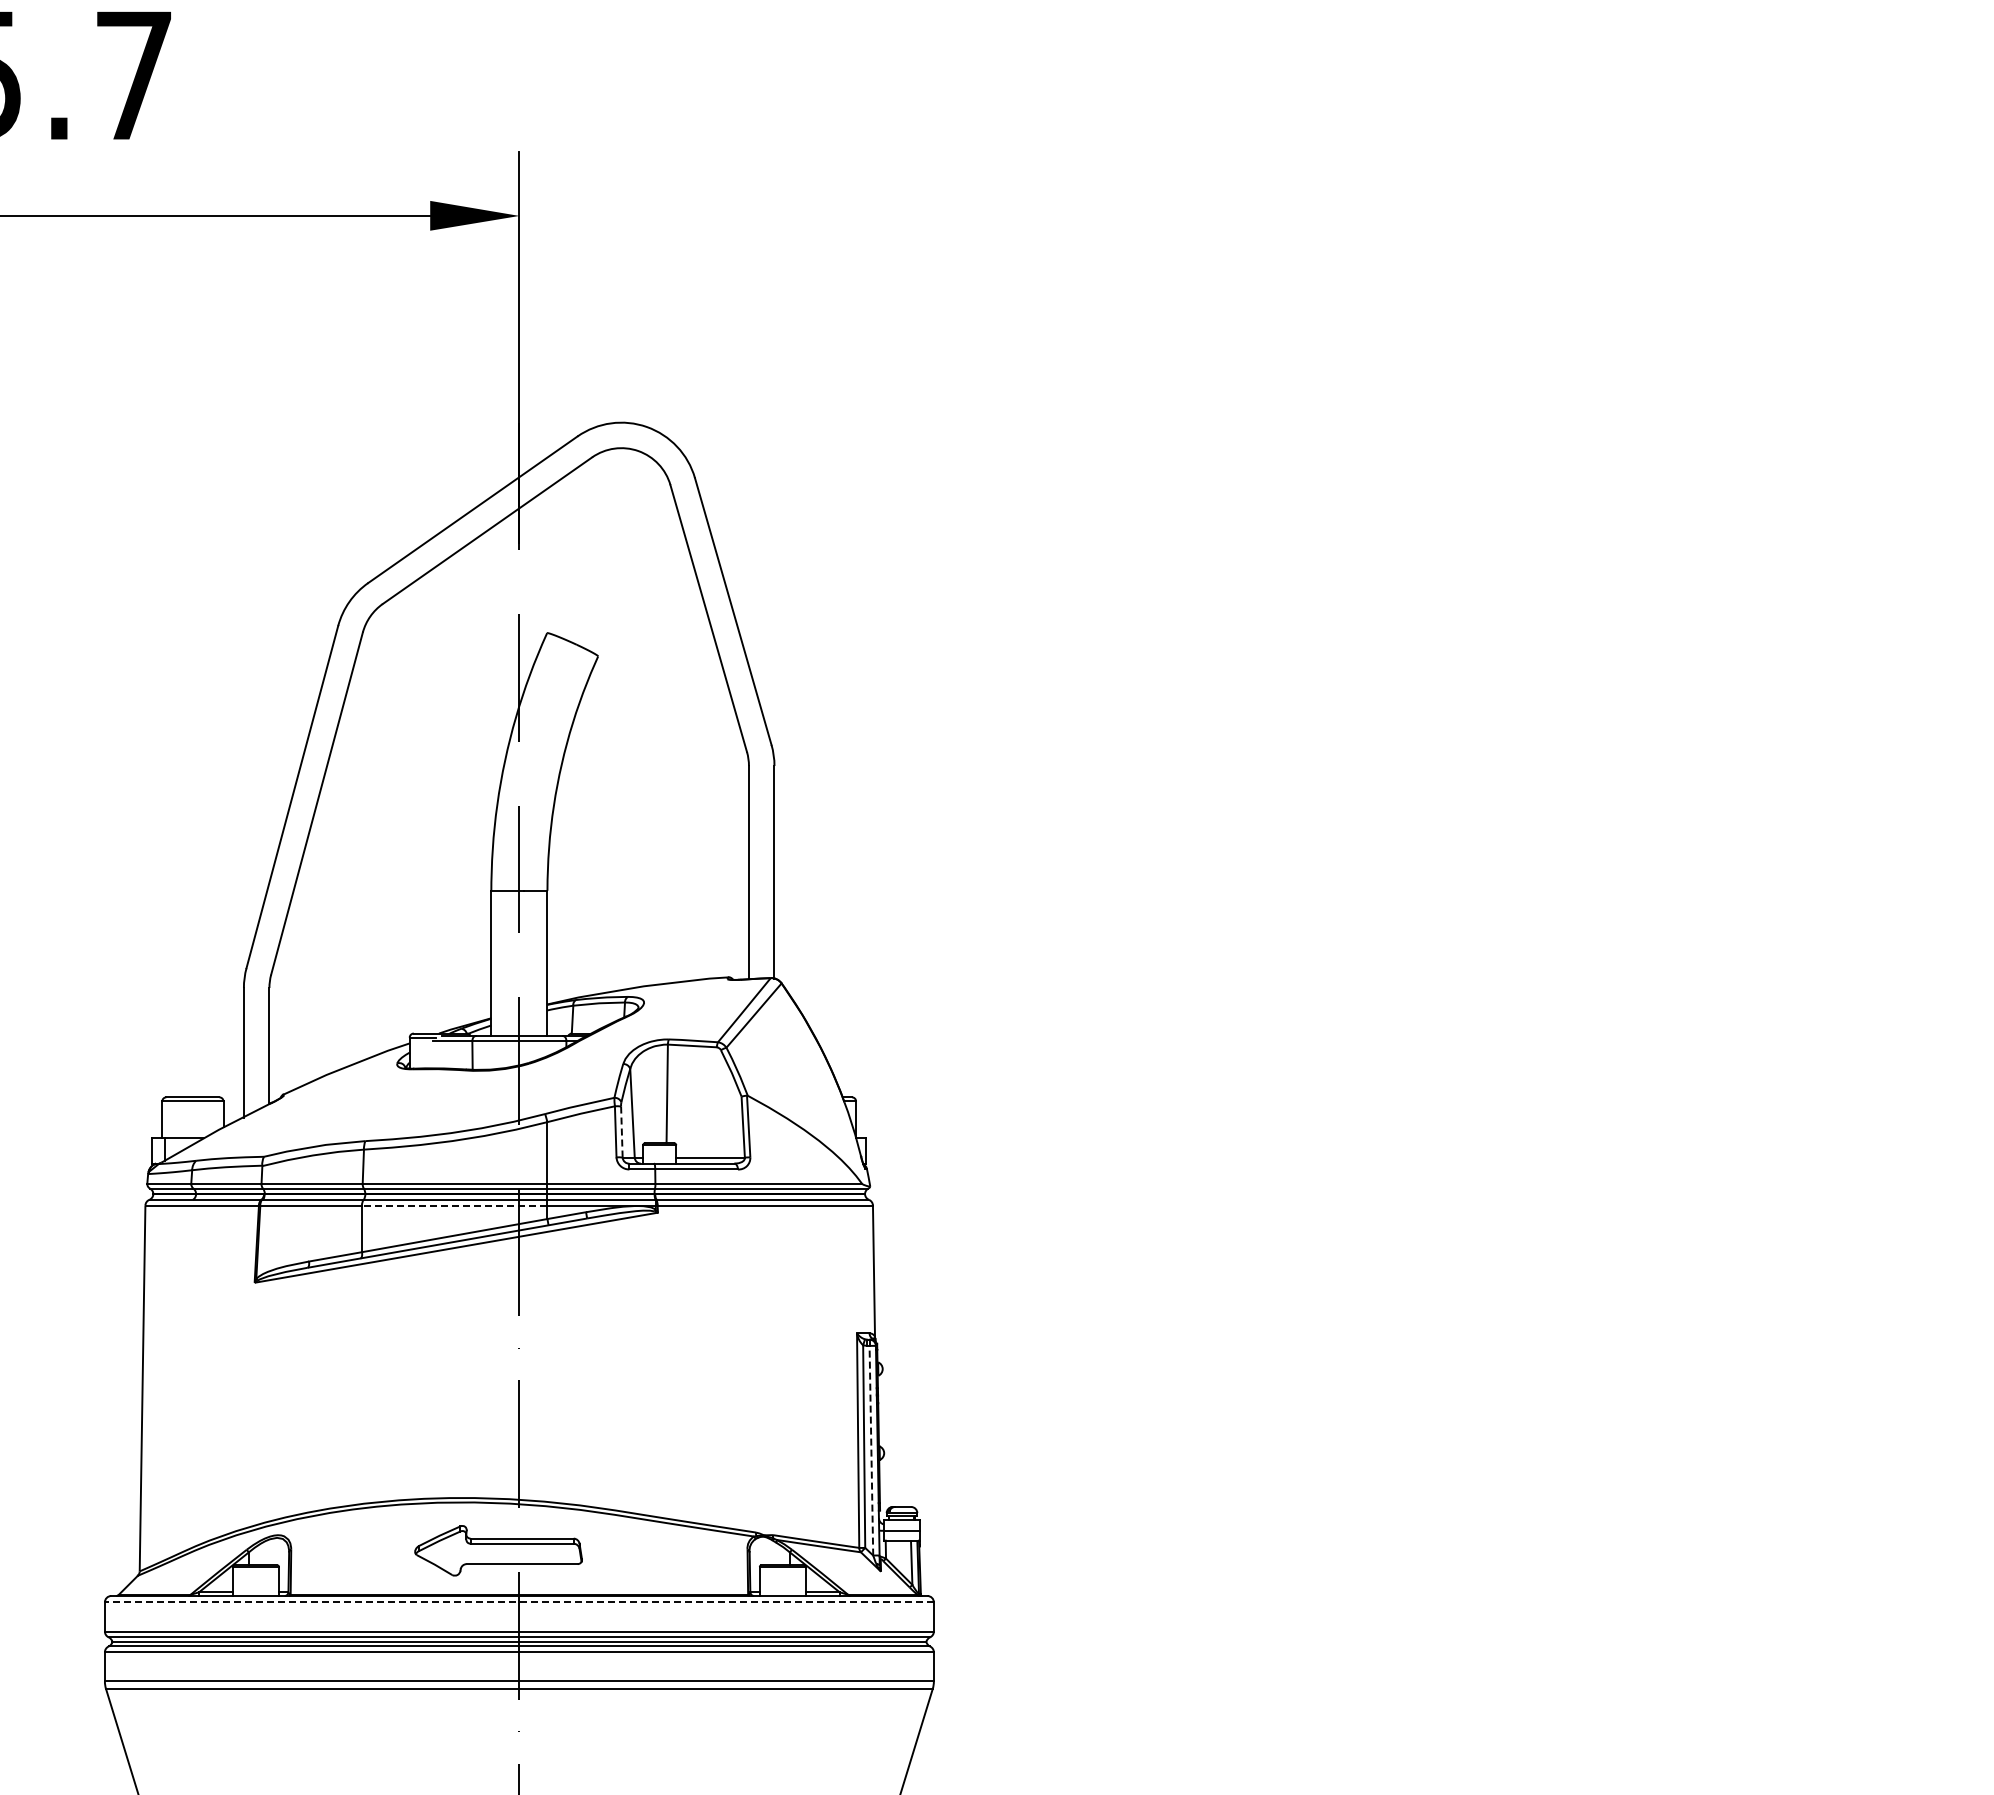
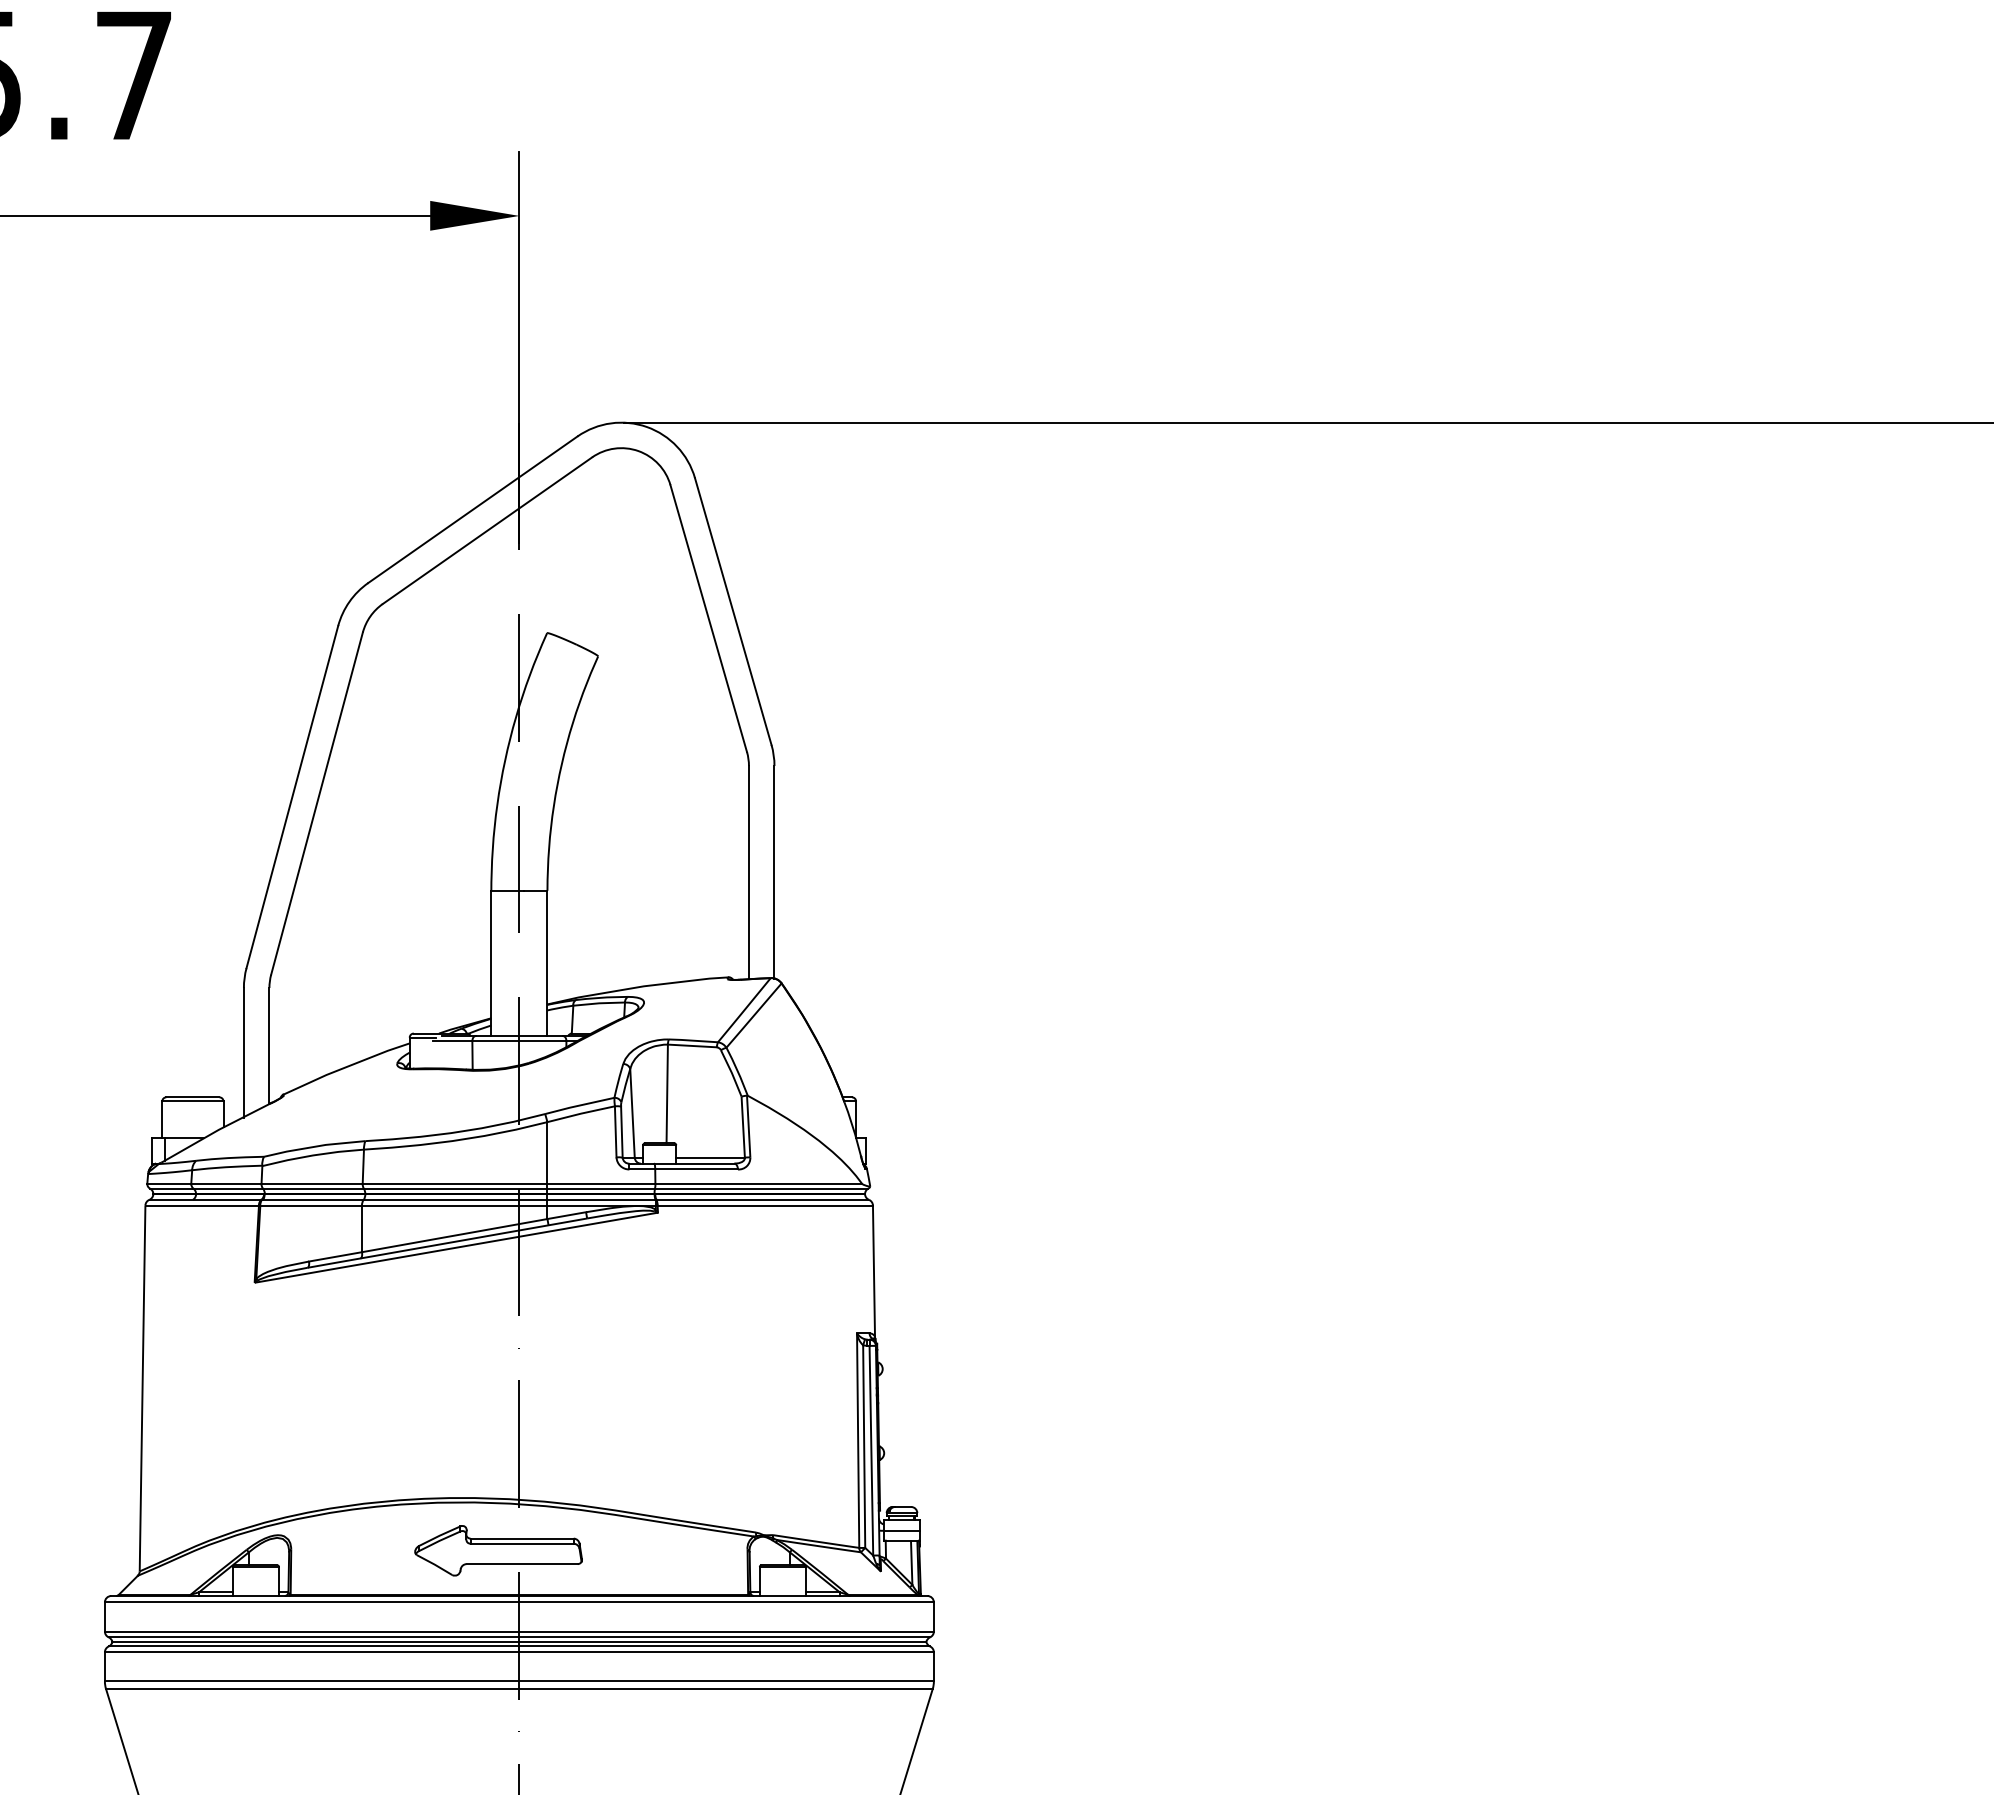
line: none -> present (1306, 422)
line: dashed -> solid (621, 1132)
line: dashed -> solid (454, 1205)
line: dashed -> solid (871, 1450)
line: dashed -> solid (518, 1602)
